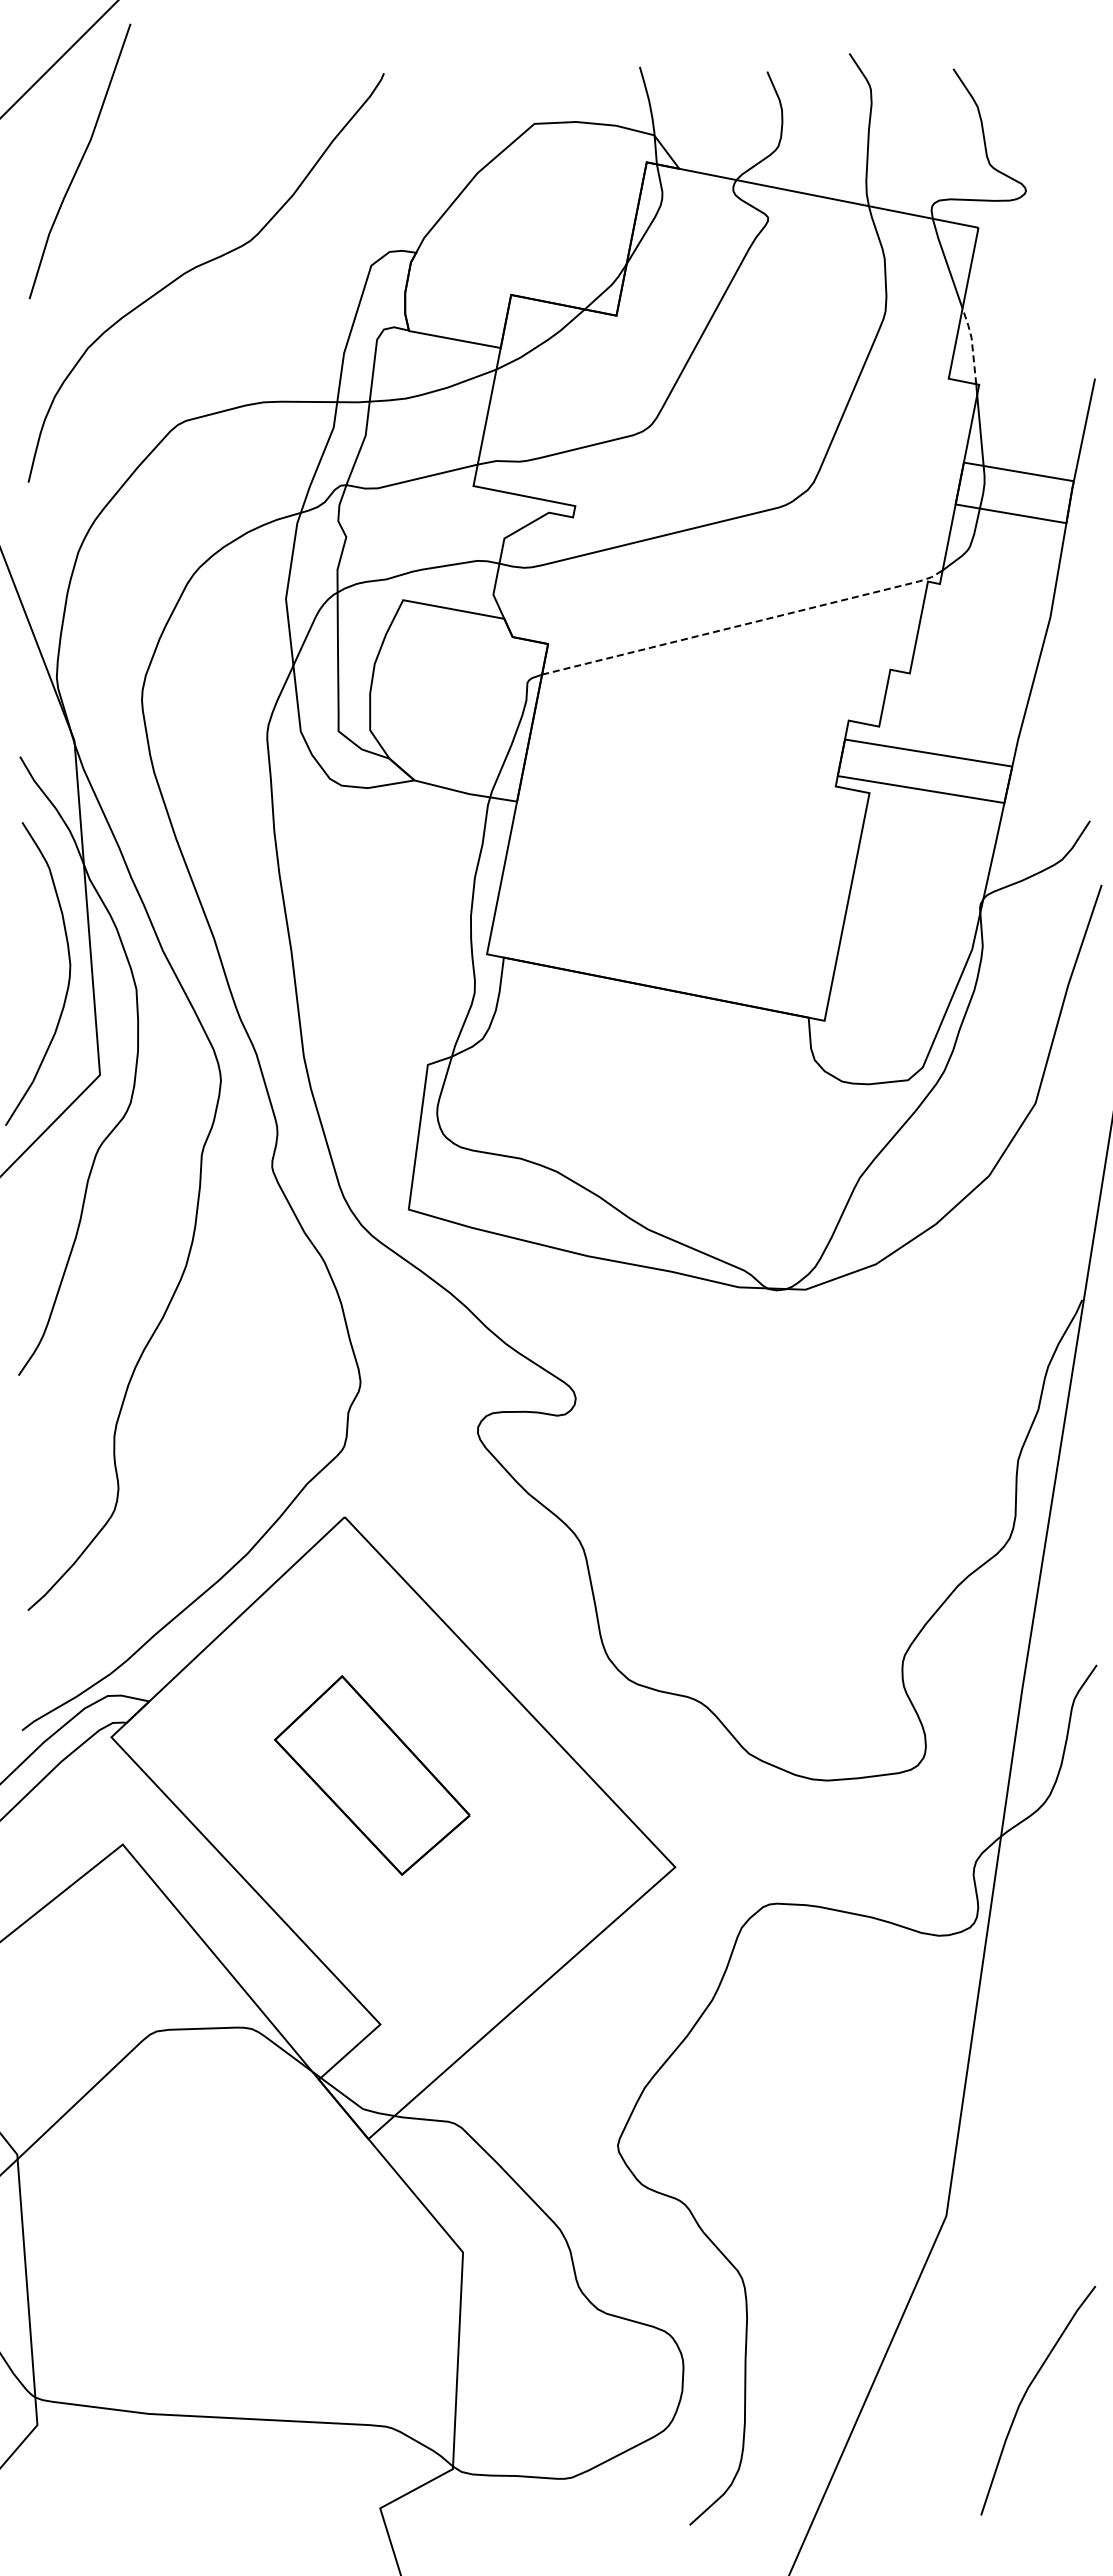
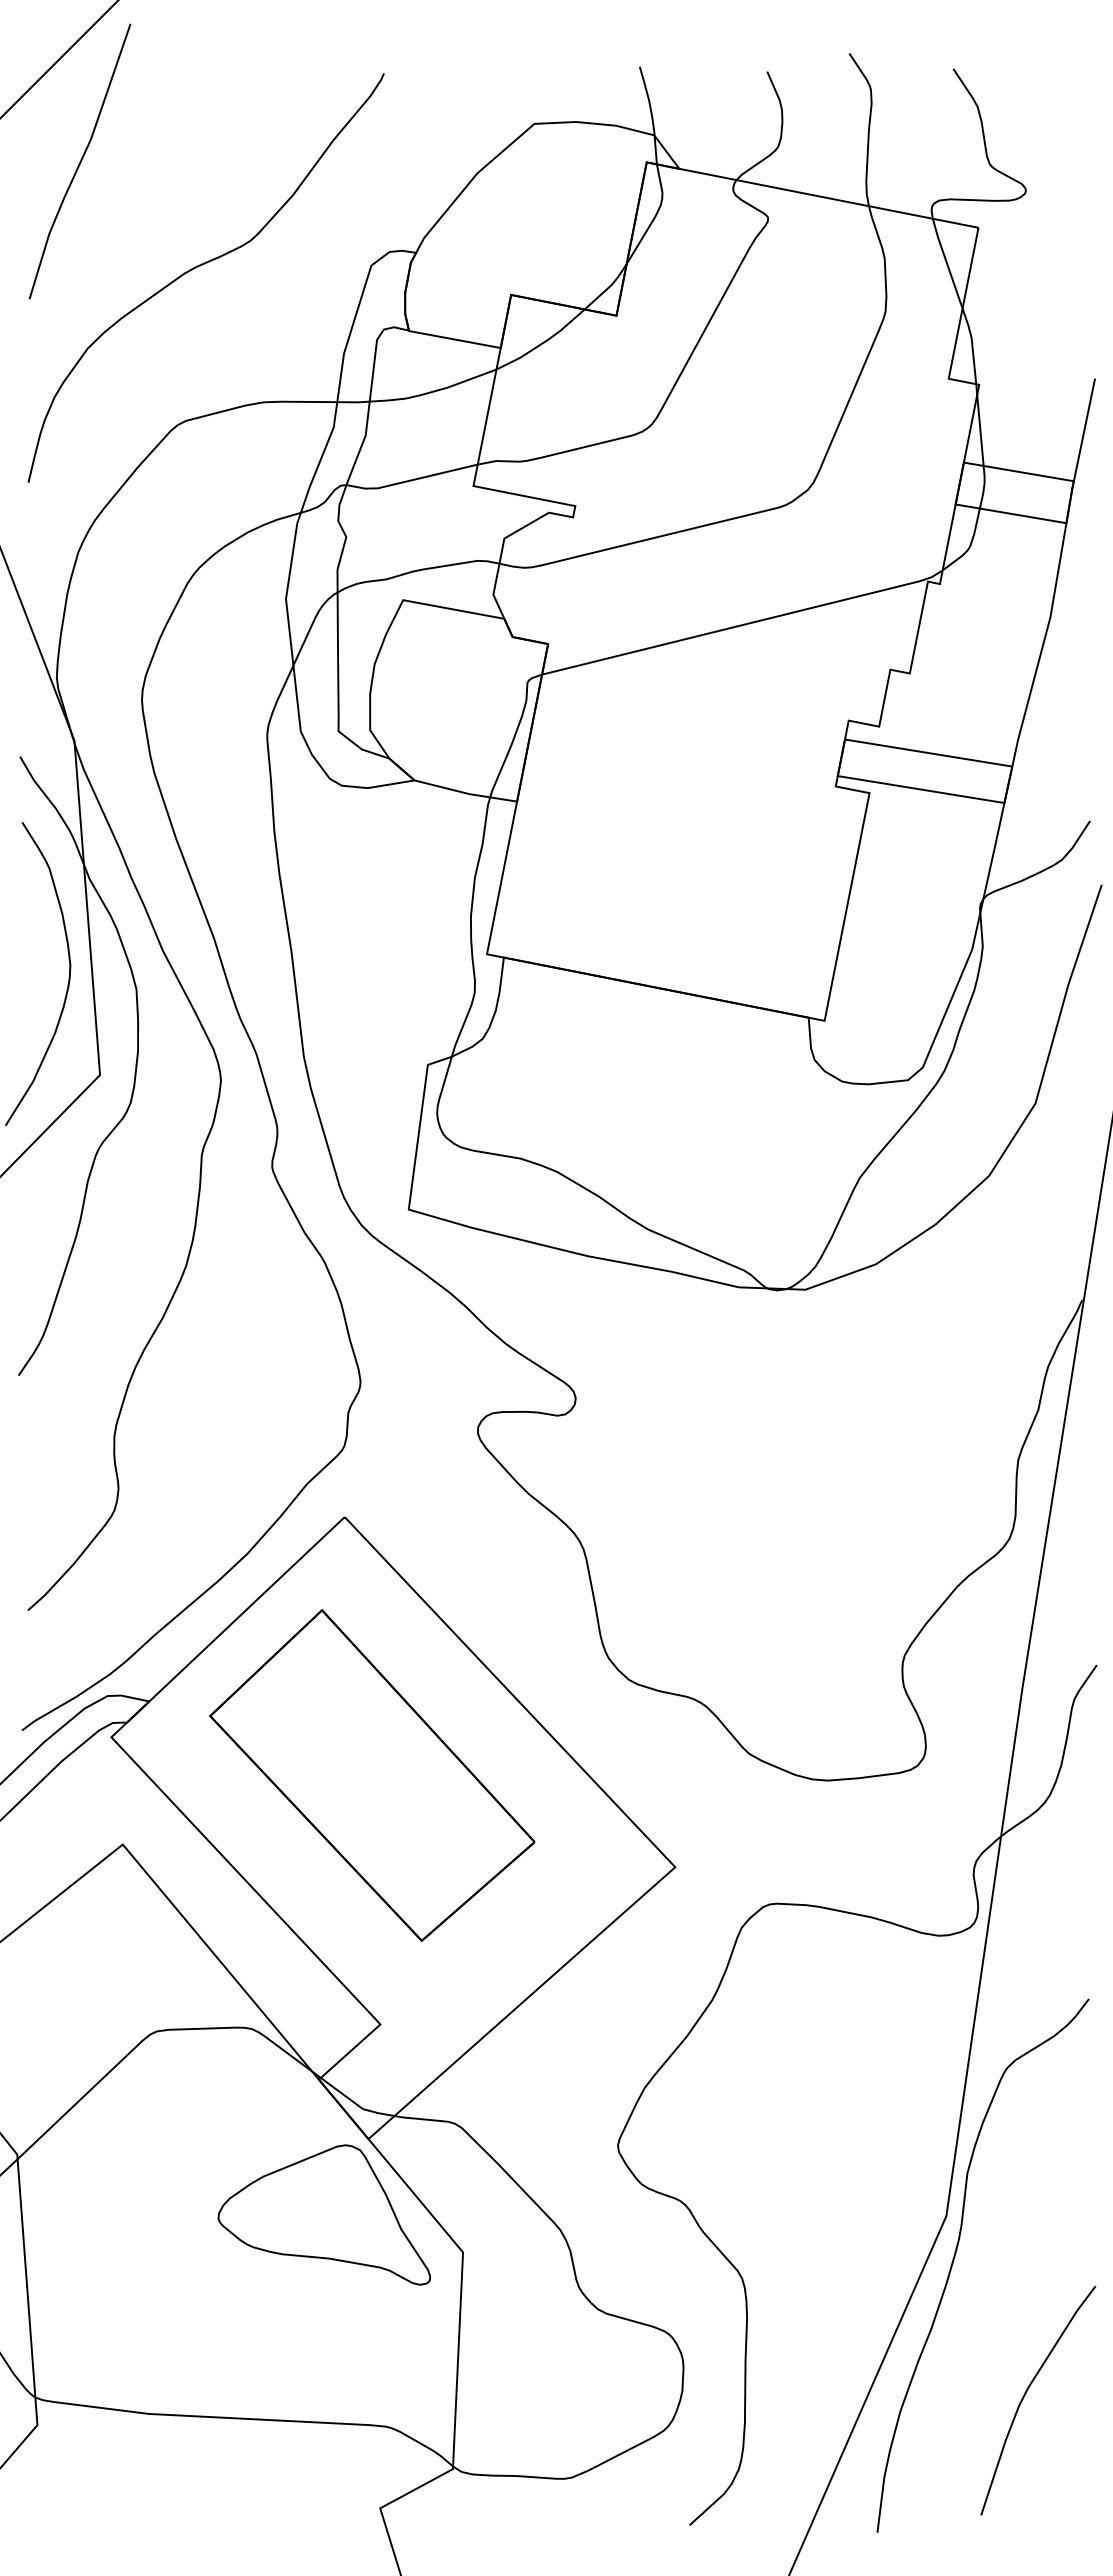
line: dashed -> solid (972, 343)
line: dashed -> solid (744, 624)
part size: 197x201 px -> 327x333 px (372, 1775)
part: none -> present (323, 2214)
curve: none -> present (955, 2257)
